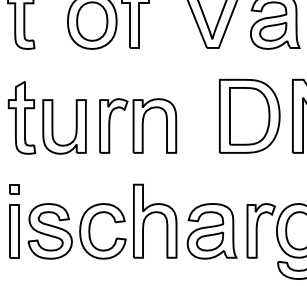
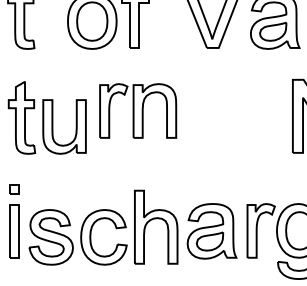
part: present -> none (249, 115)
part position: (138, 125) -> (138, 110) (138, 110)
part position: (102, 213) -> (103, 219) (103, 219)
